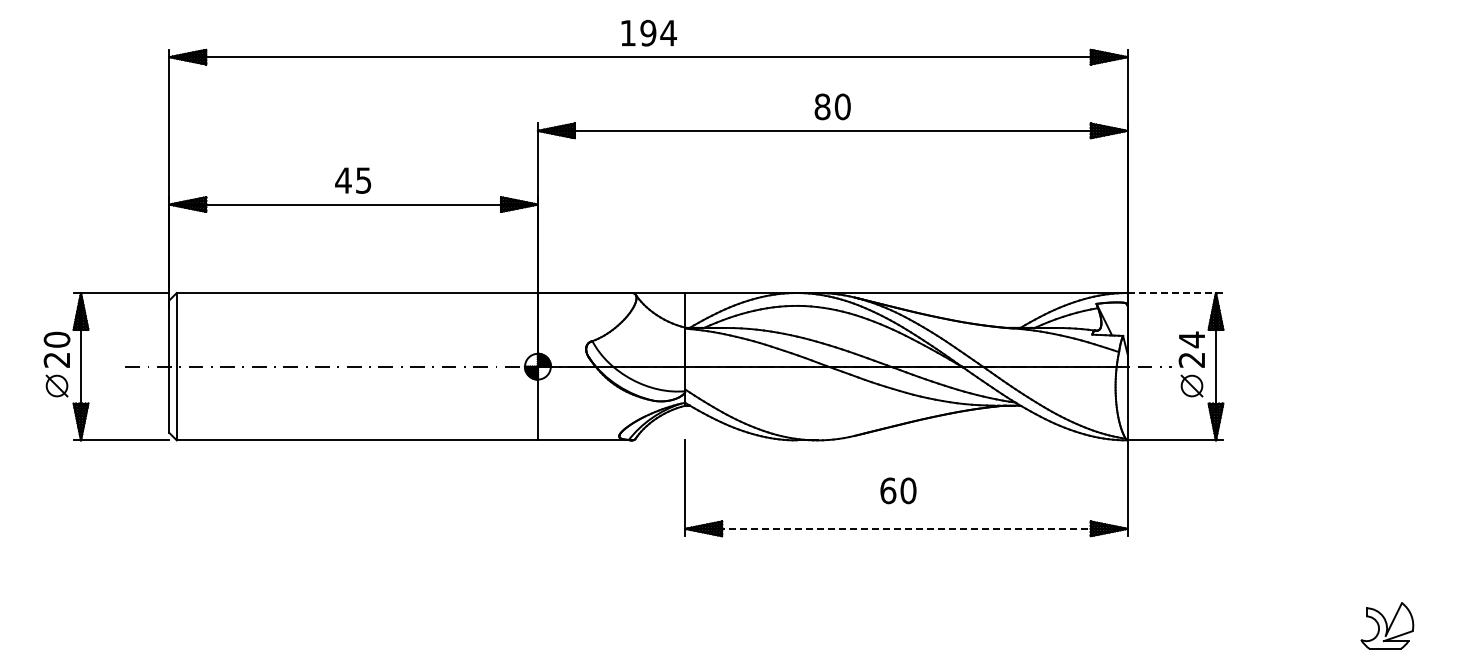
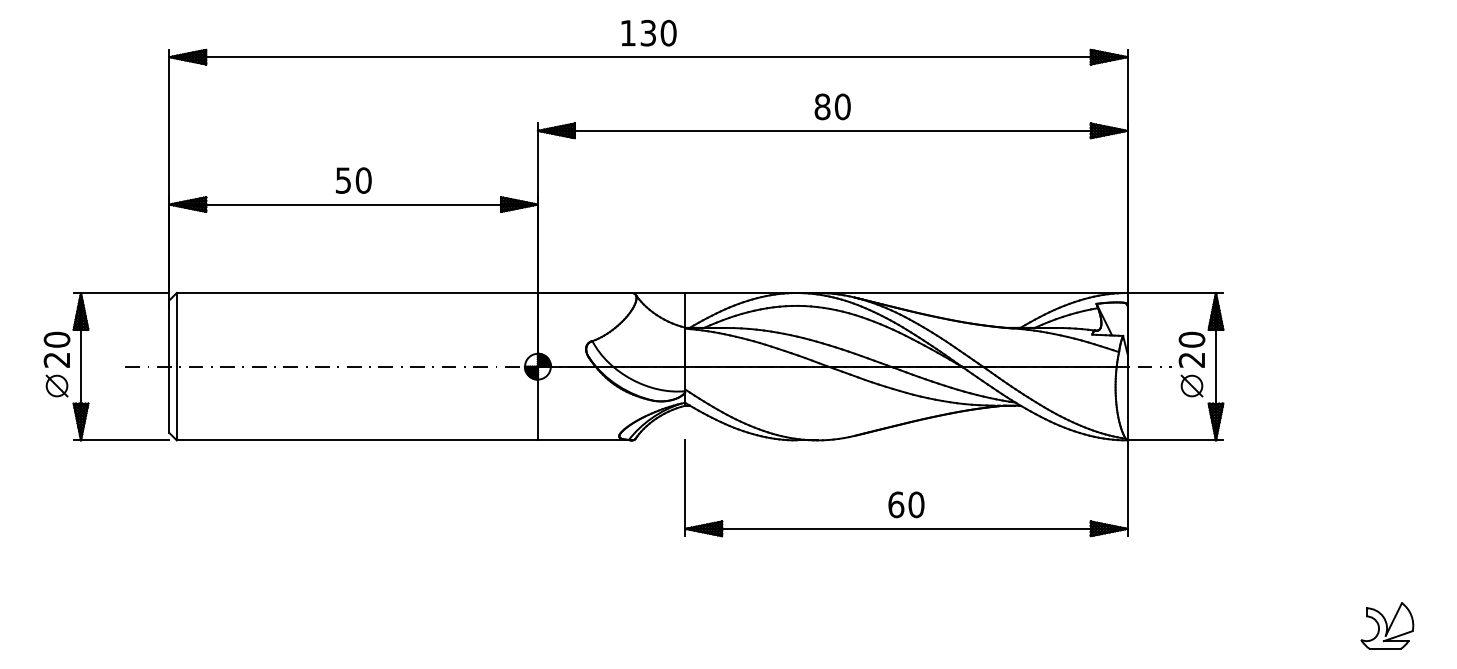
text: 194 -> 130 (658, 32)
text: 45 -> 50 (353, 180)
line: dashed -> solid (1175, 293)
text: 24 -> 20 (1191, 339)
text position: (898, 490) -> (906, 504) (906, 504)
line: dashed -> solid (906, 528)
